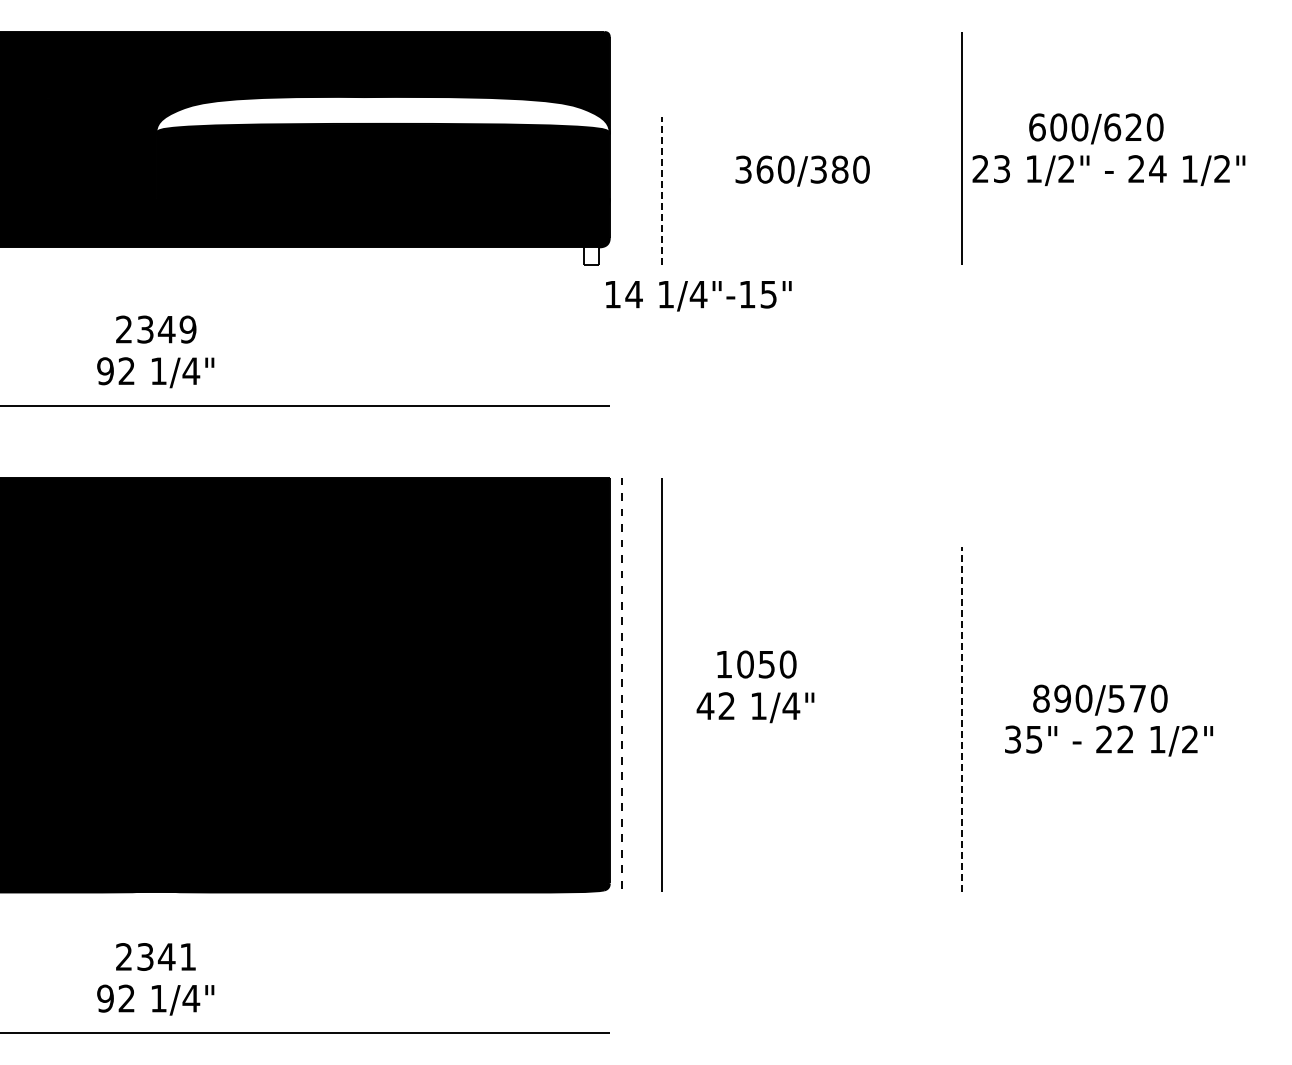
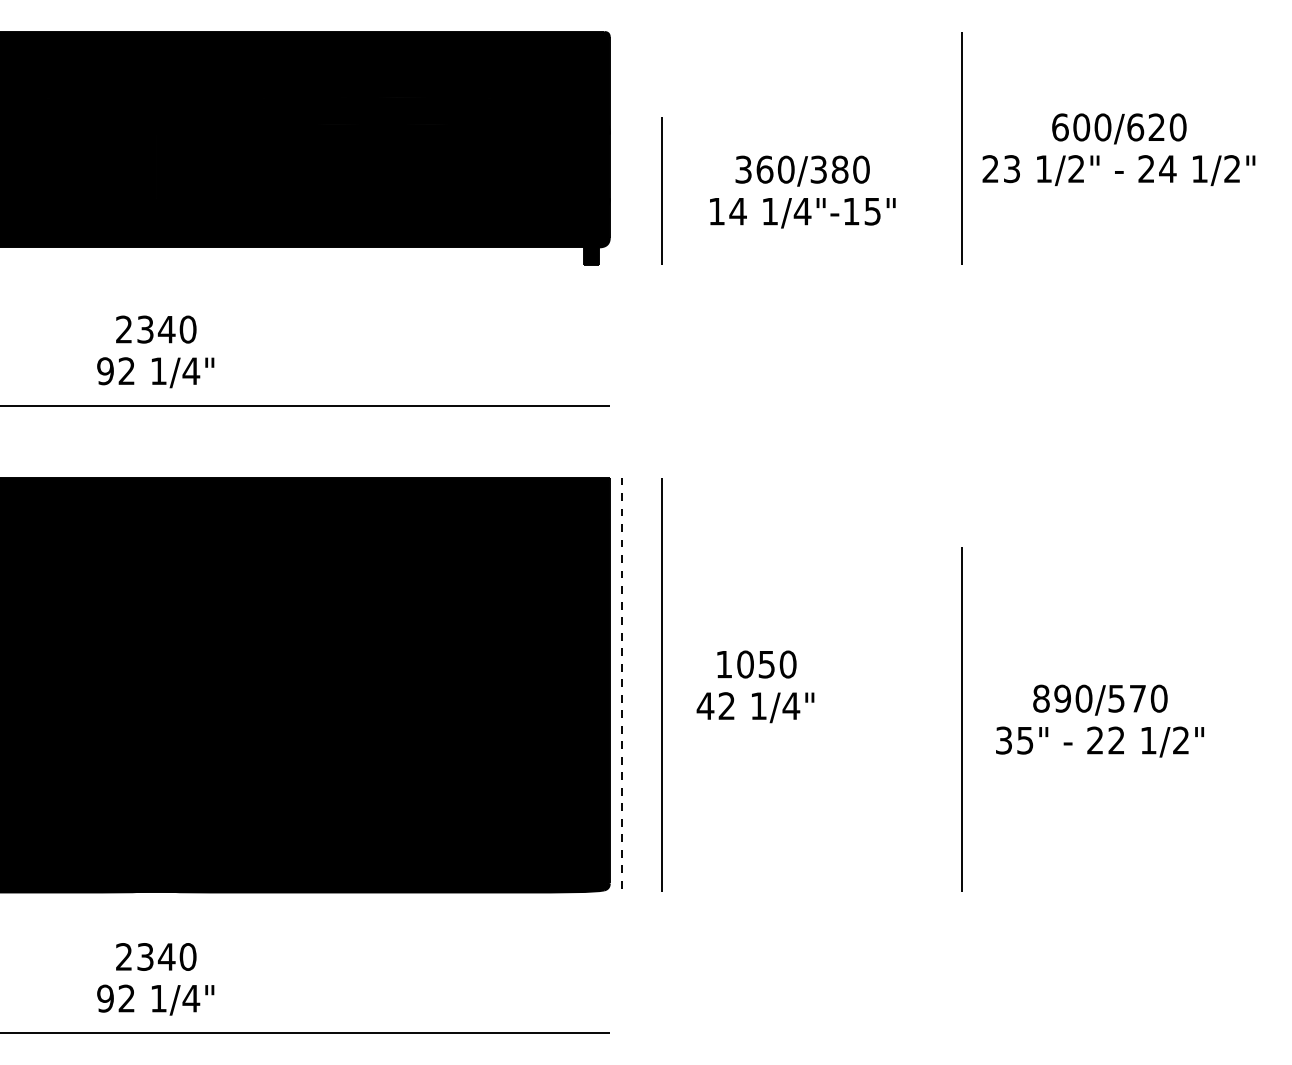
fill: none -> present (382, 115)
text position: (1096, 128) -> (1119, 128) (1119, 128)
text position: (1108, 170) -> (1118, 170) (1118, 170)
line: dashed -> solid (662, 190)
fill: none -> present (590, 255)
text position: (698, 296) -> (802, 213) (802, 213)
text: 2349 -> 2340 (187, 329)
line: dashed -> solid (962, 719)
text position: (1108, 740) -> (1099, 741) (1099, 741)
text: 2341 -> 2340 (187, 956)
